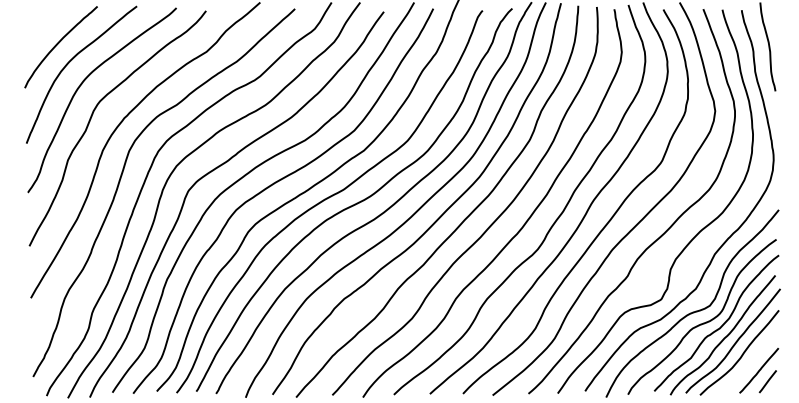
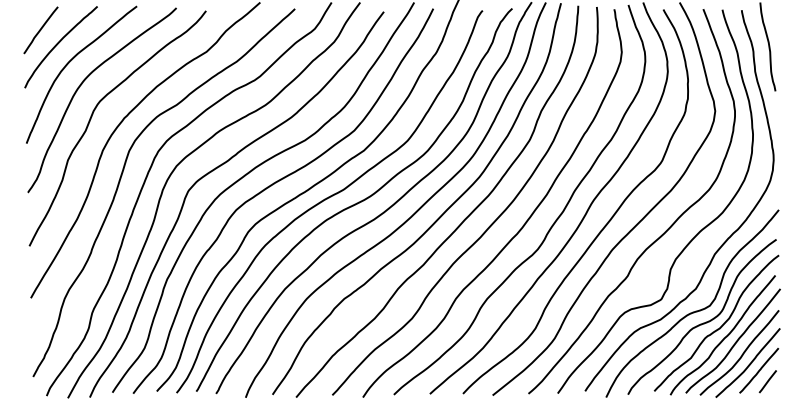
line: none -> present (40, 30)
curve: none -> present (749, 363)
